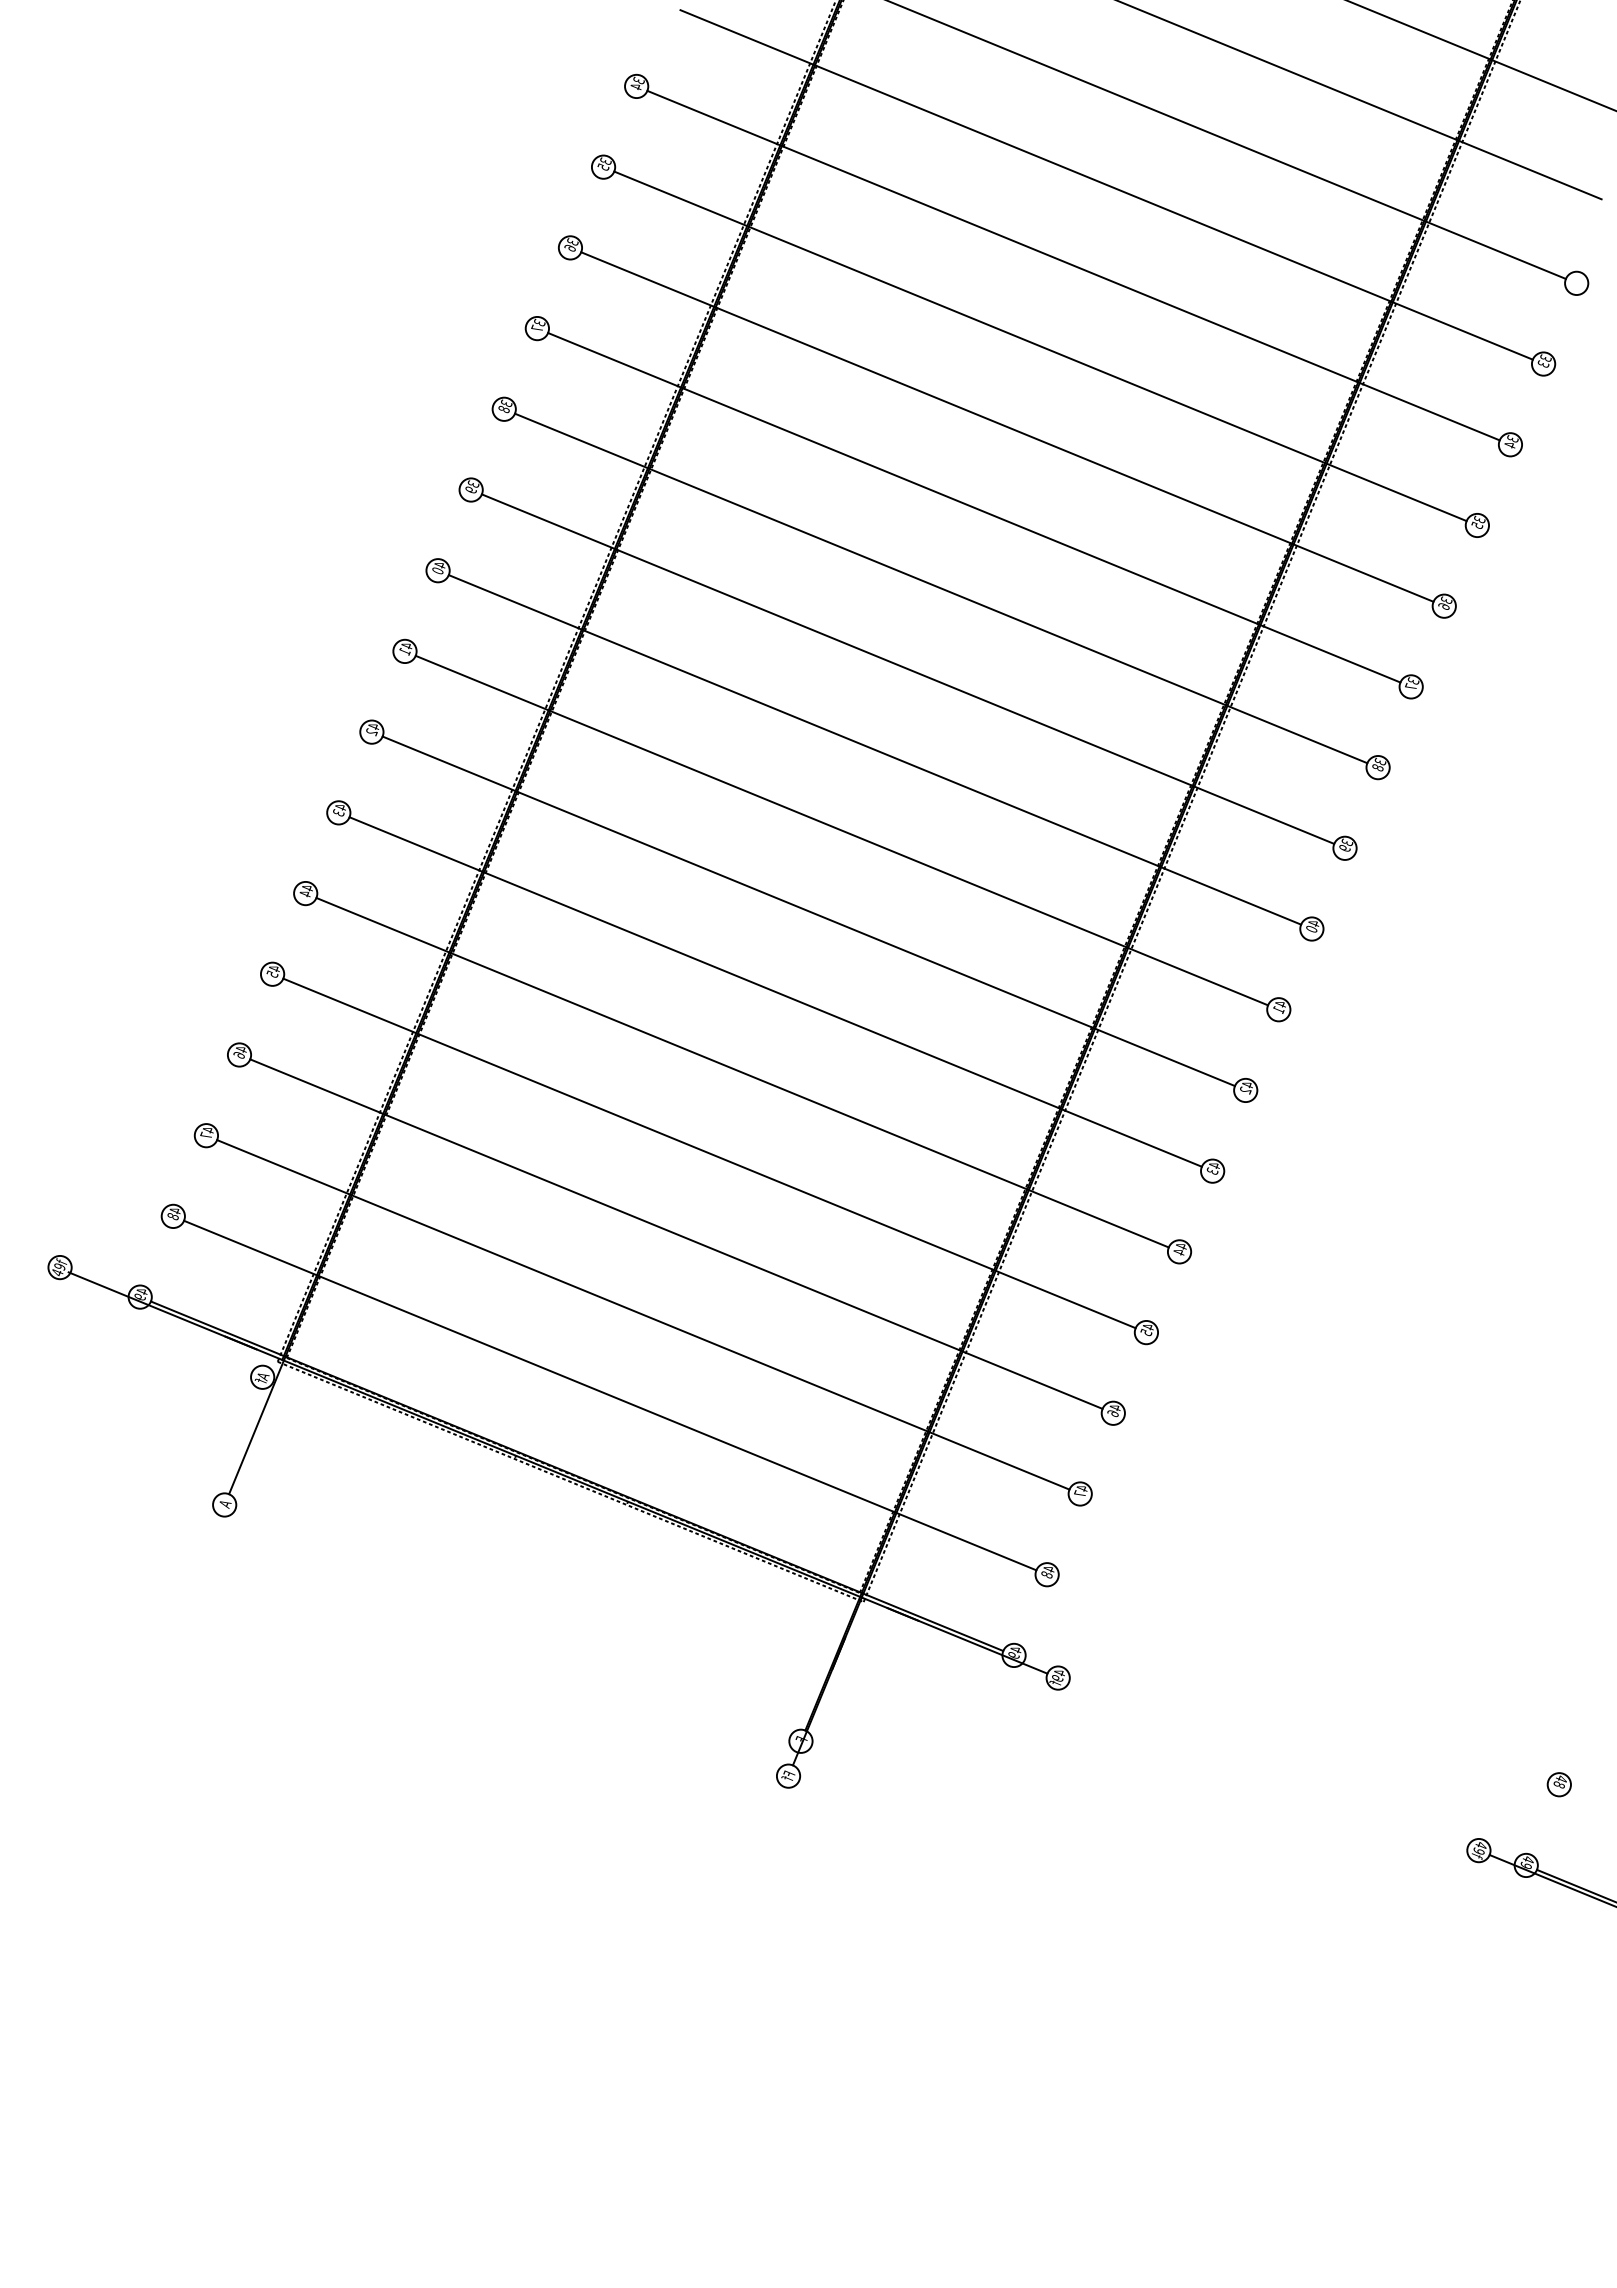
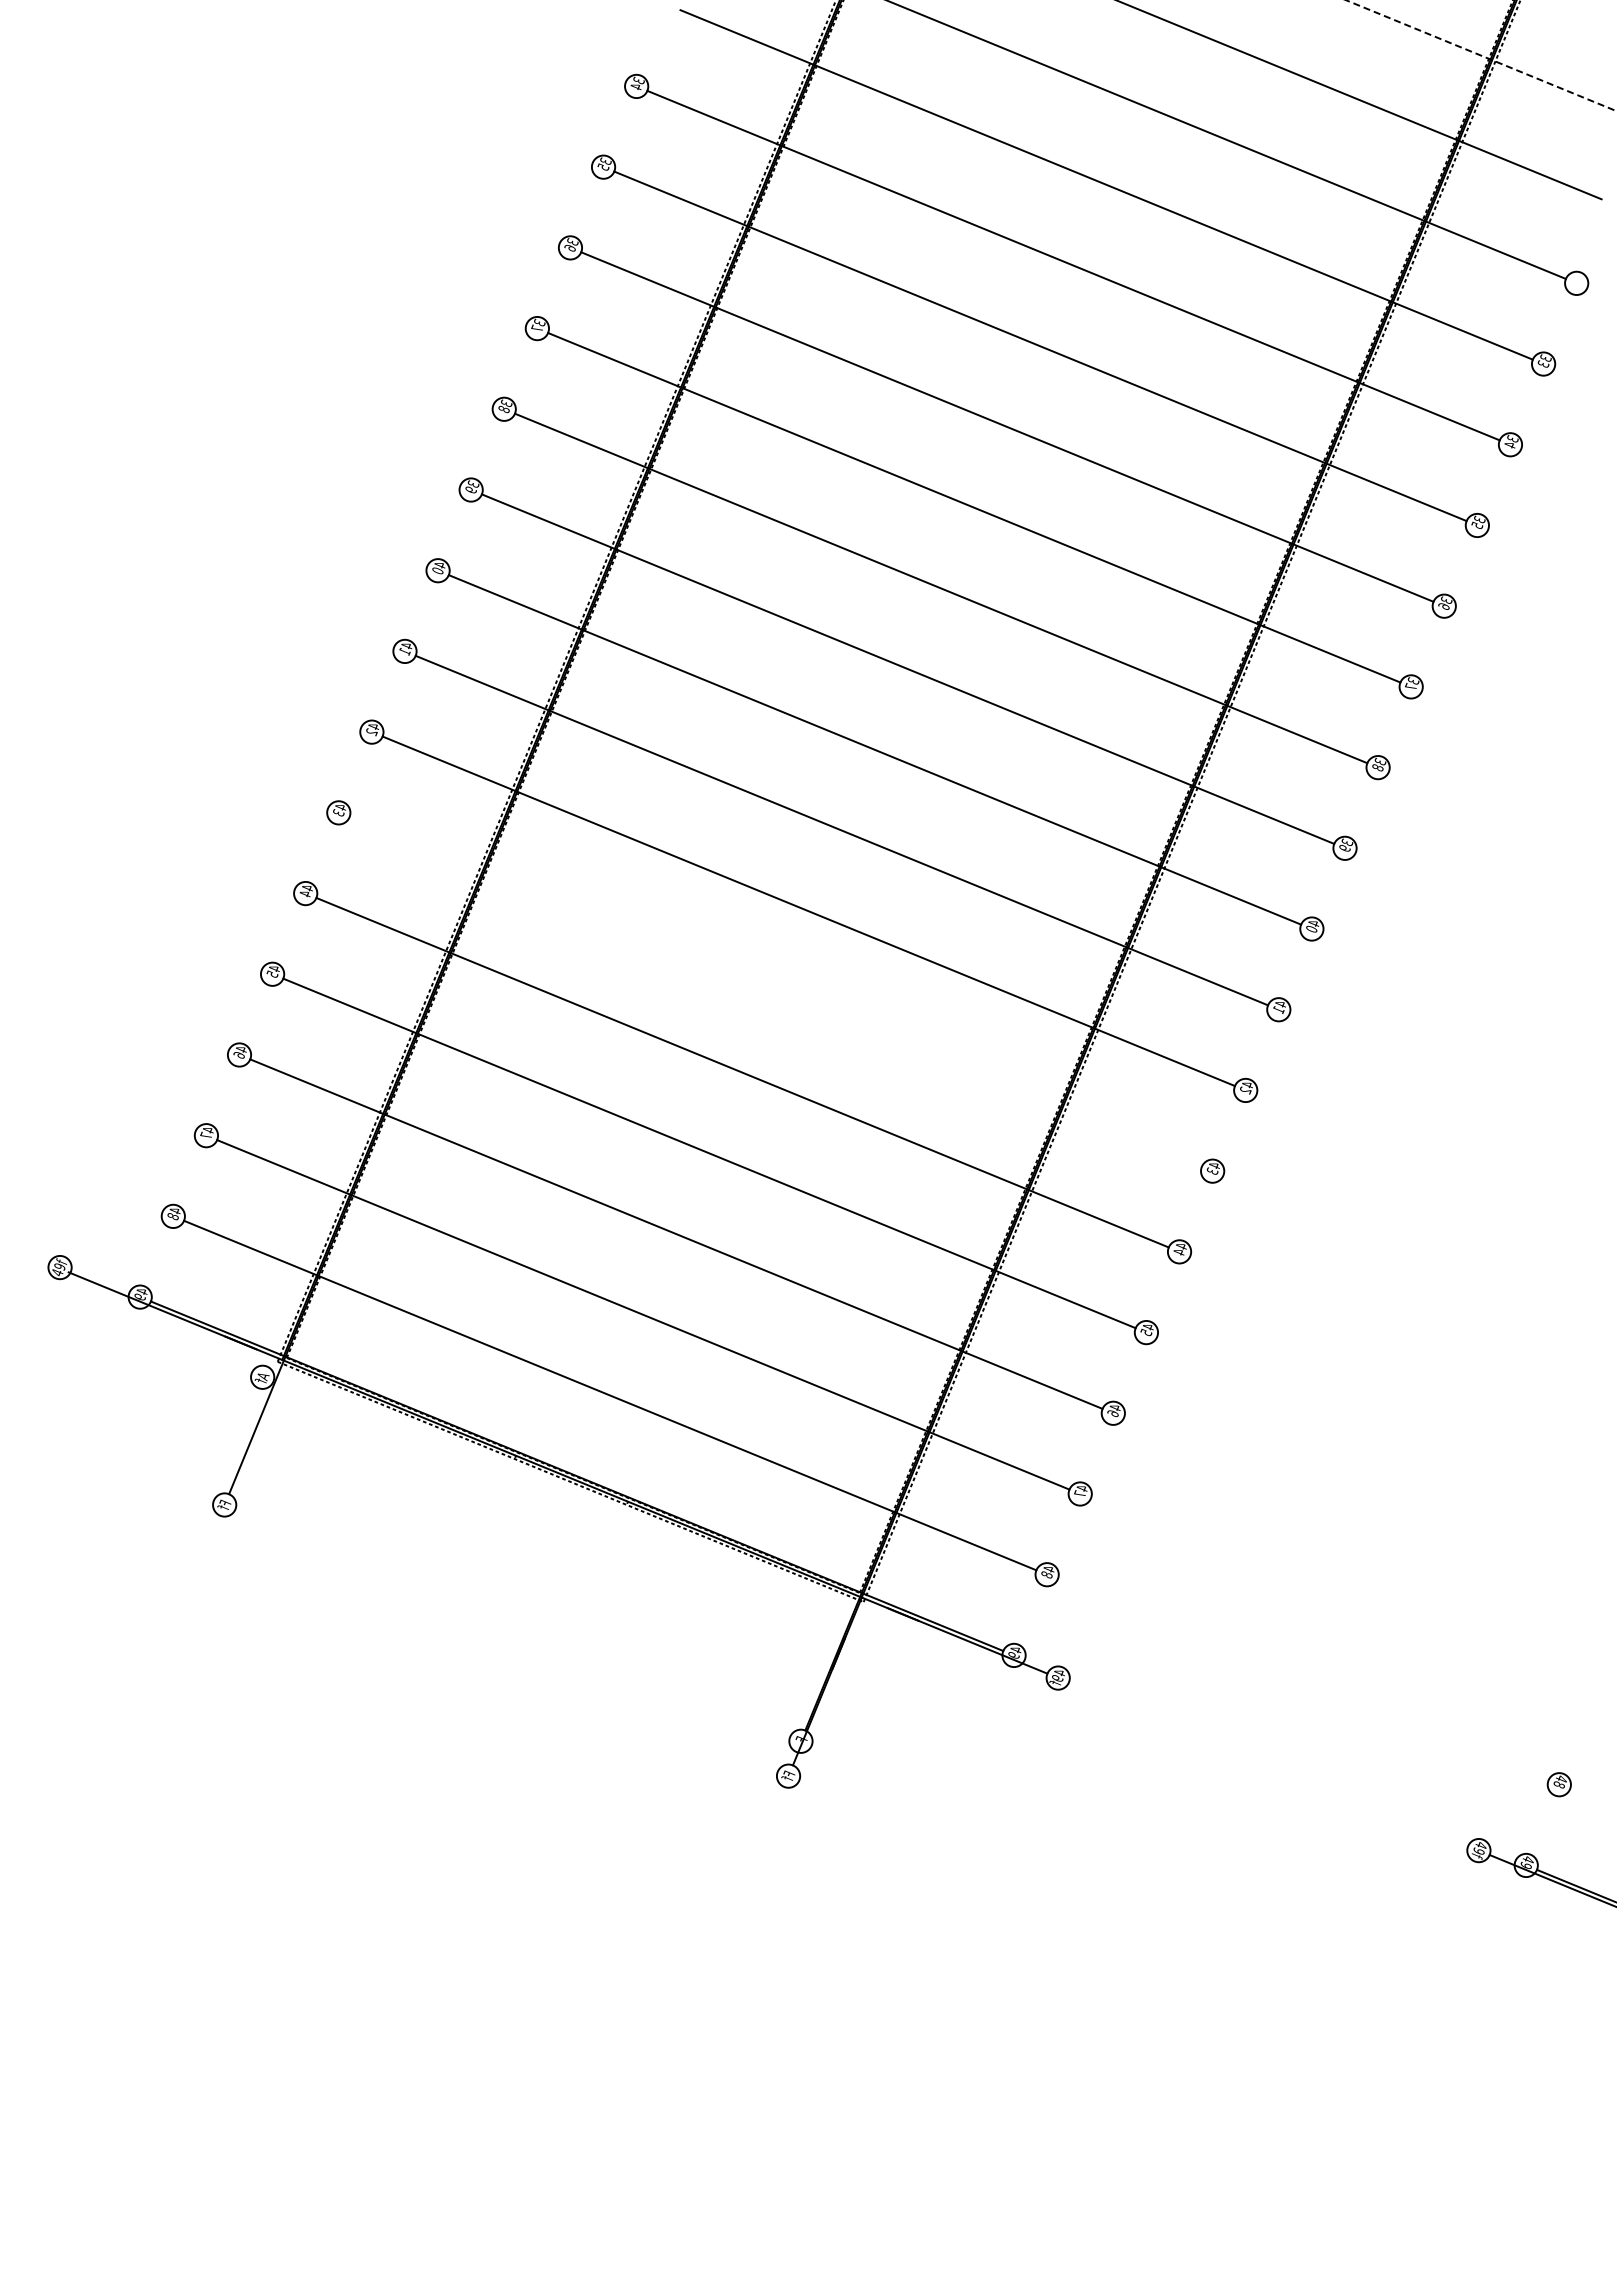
line: solid -> dashed (1481, 55)
line: present -> none (775, 991)
text: A -> Ff (224, 1504)
